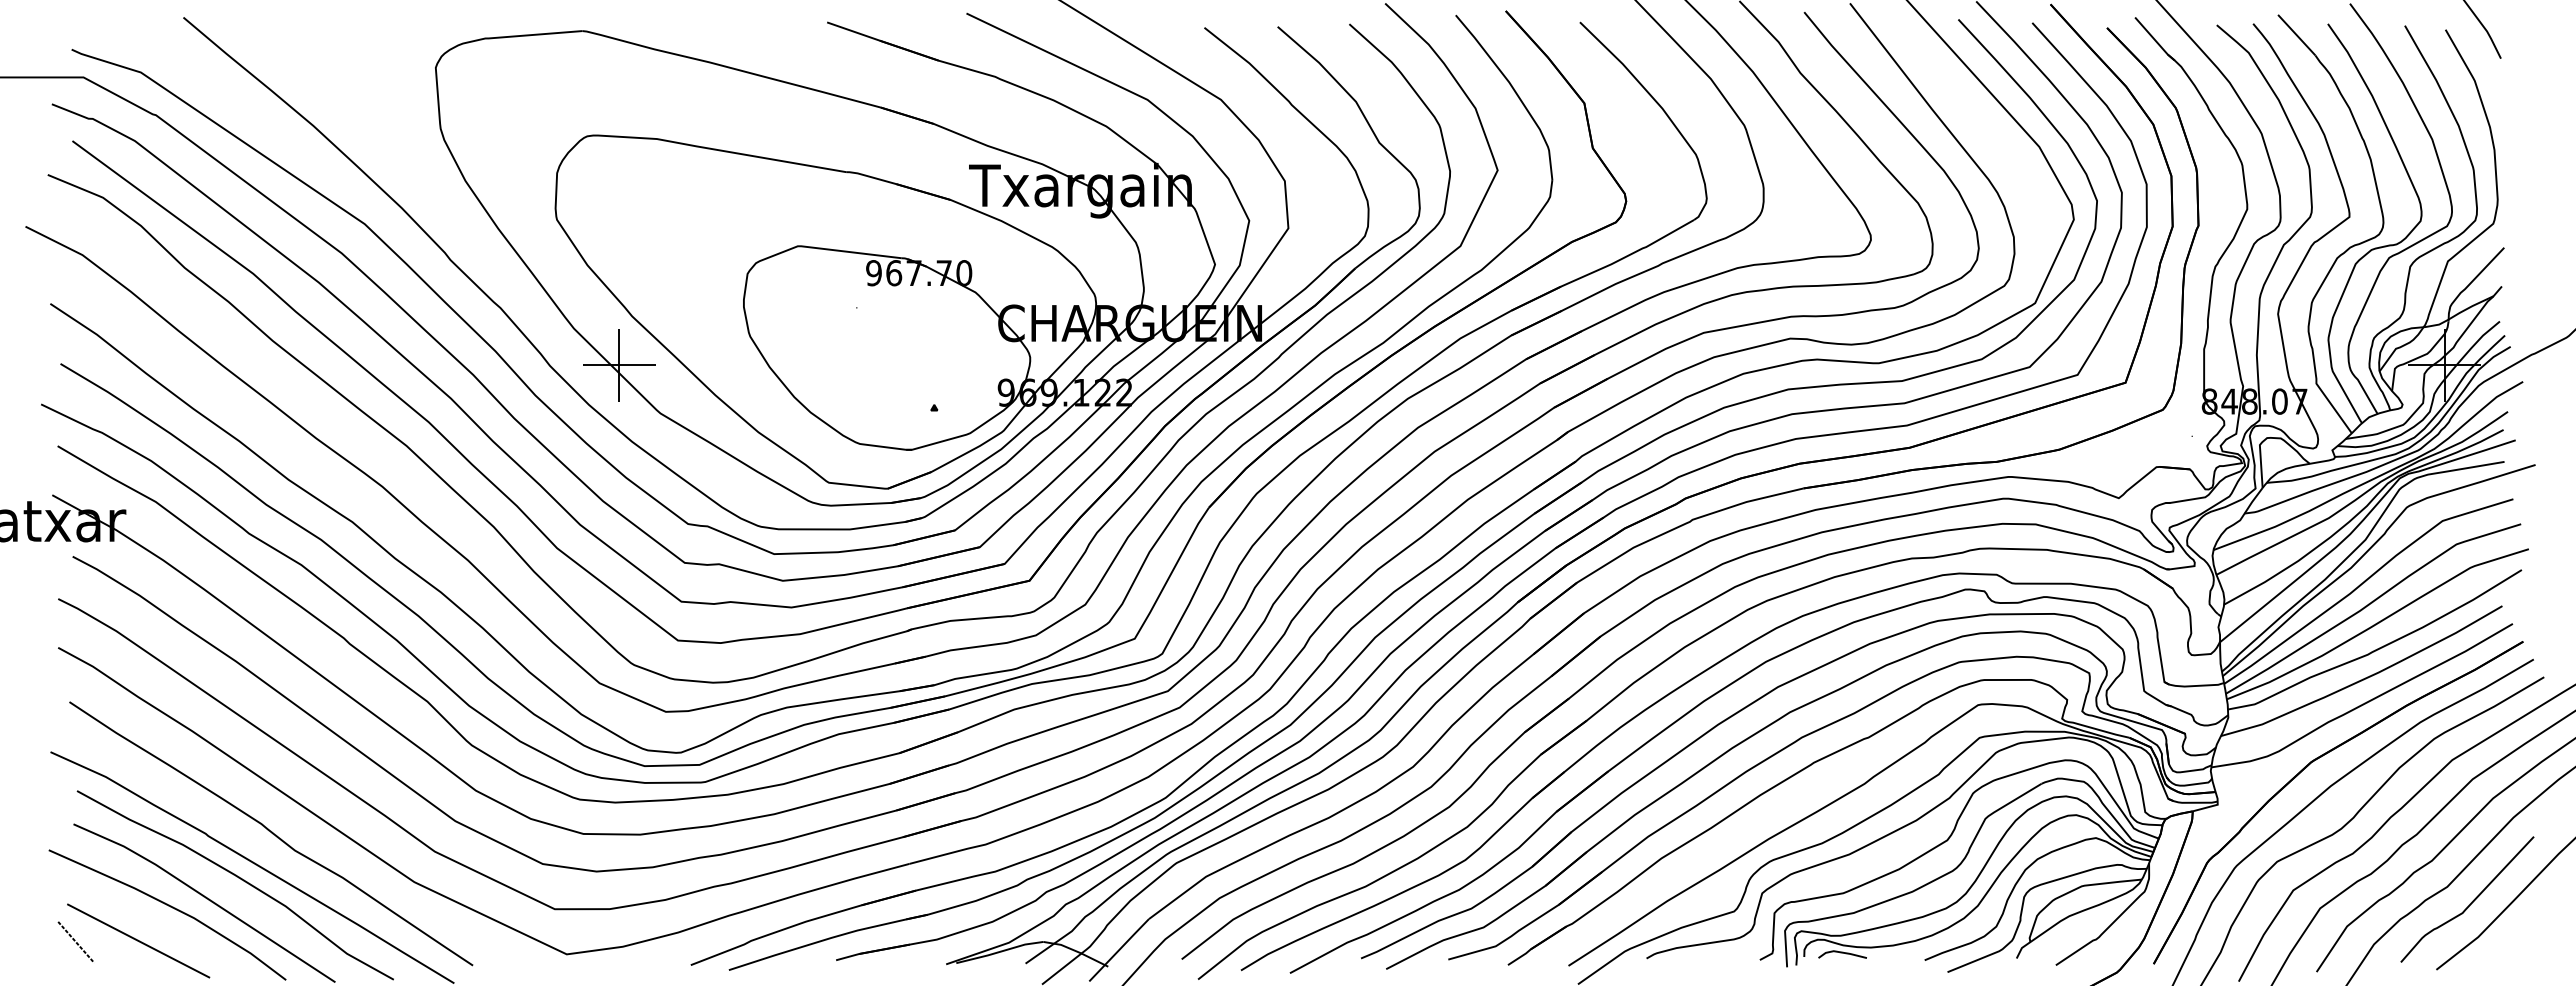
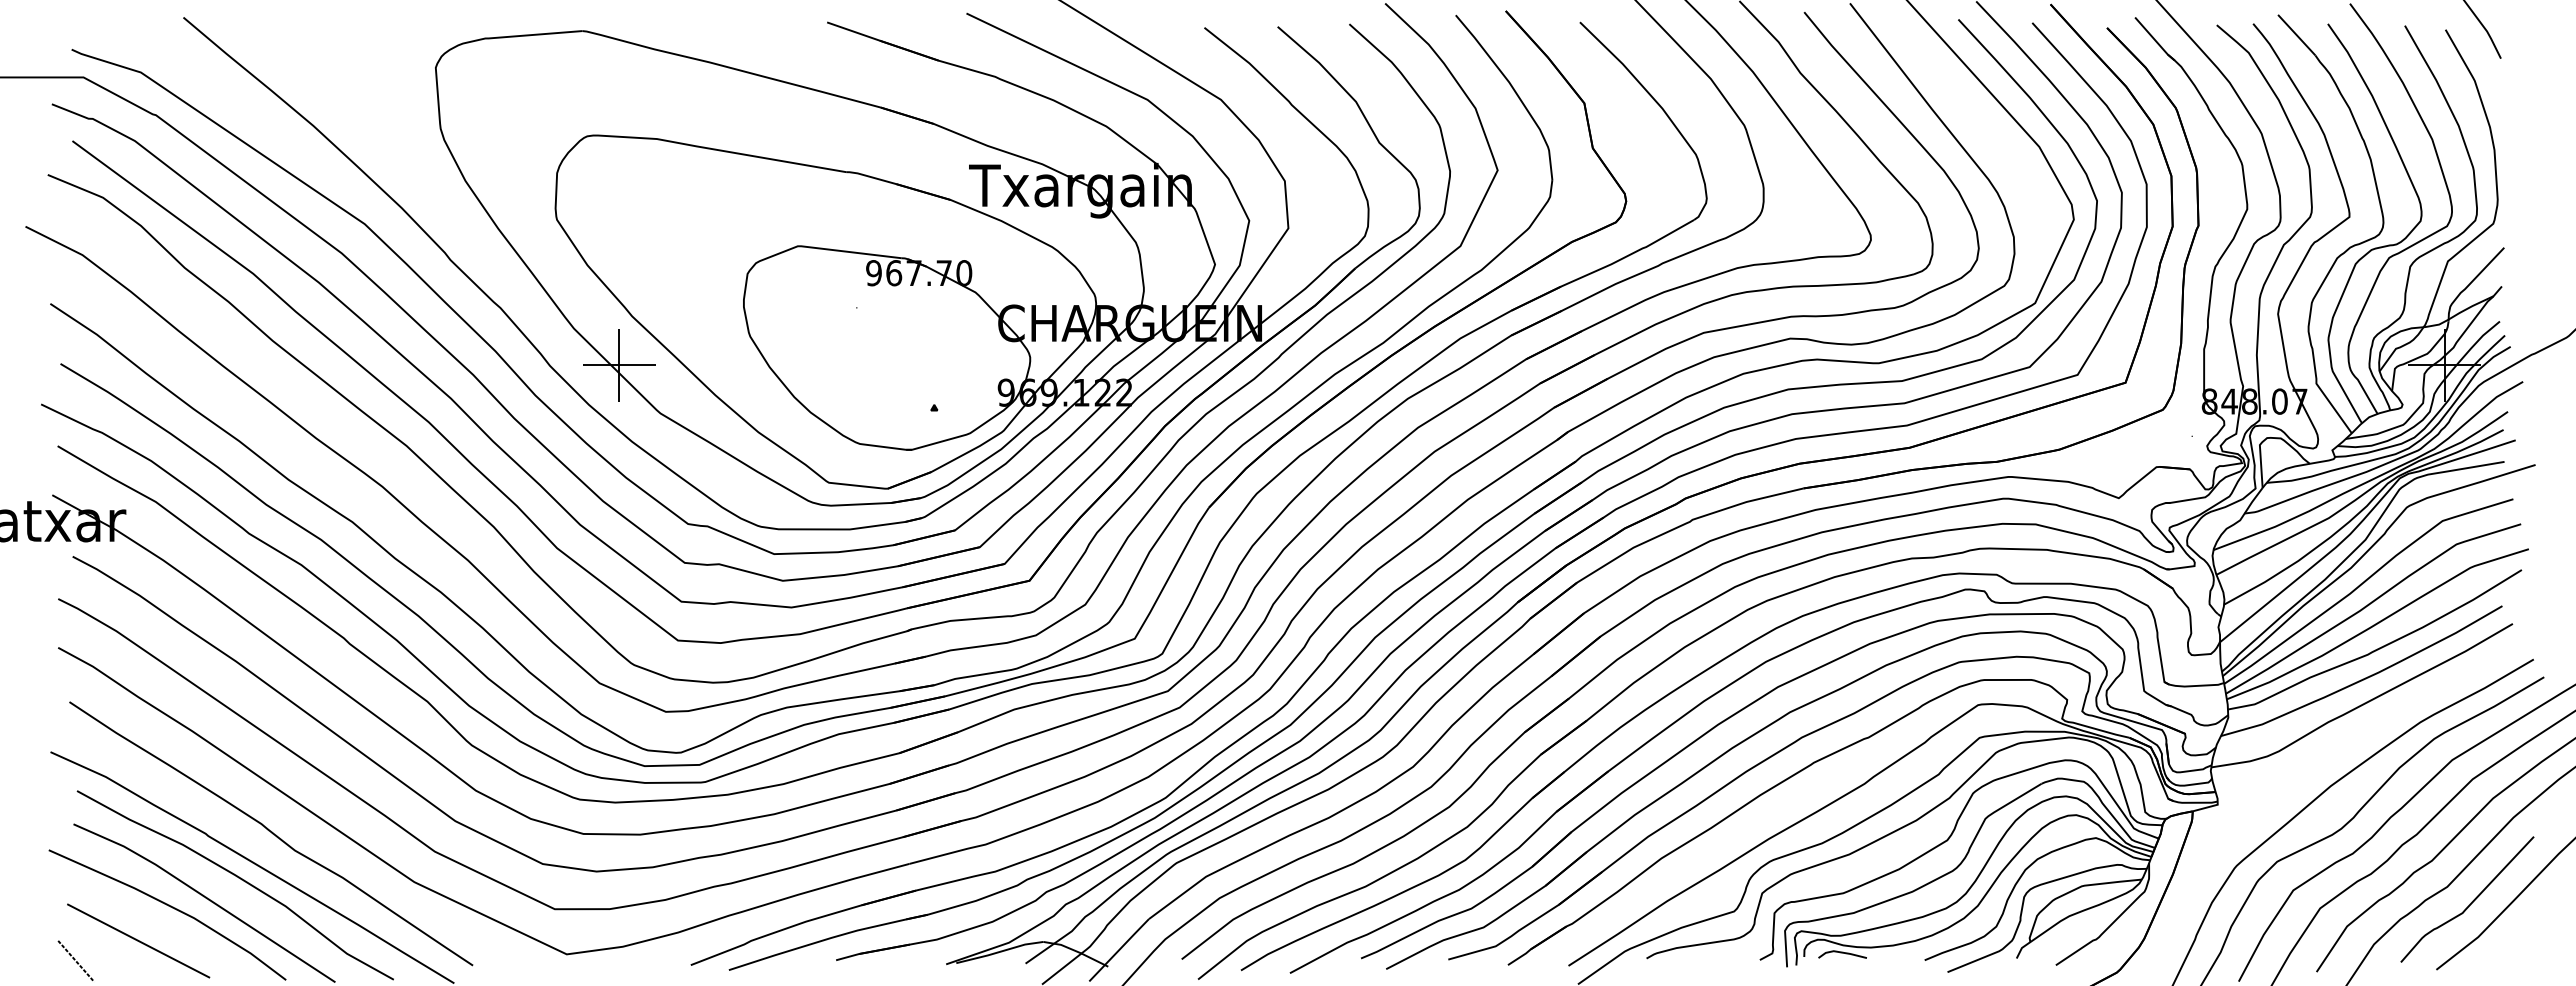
part: present -> none (2307, 767)
line position: (75, 940) -> (75, 959) (75, 959)
